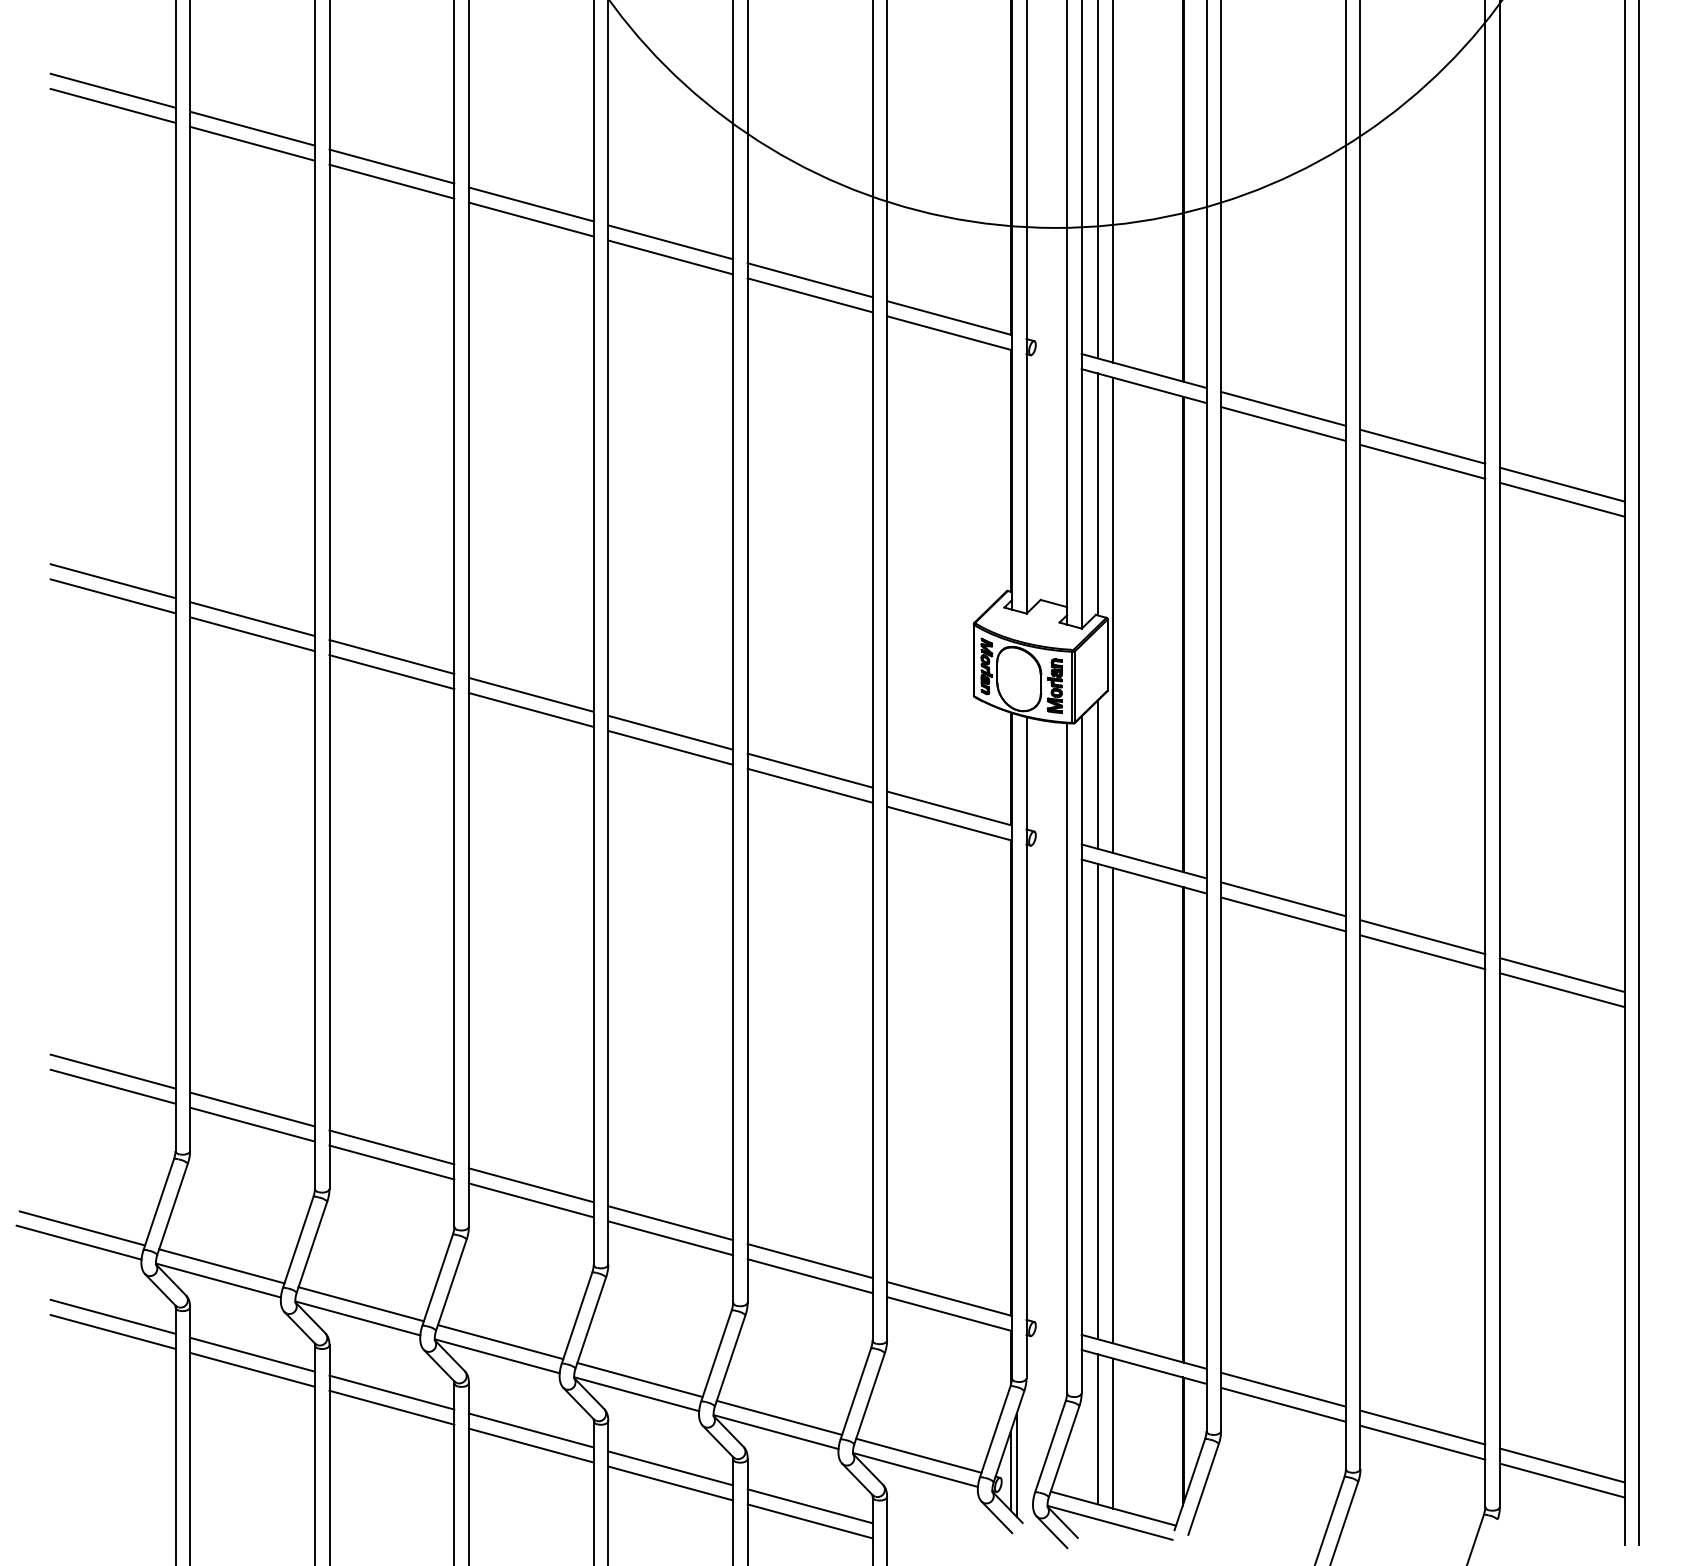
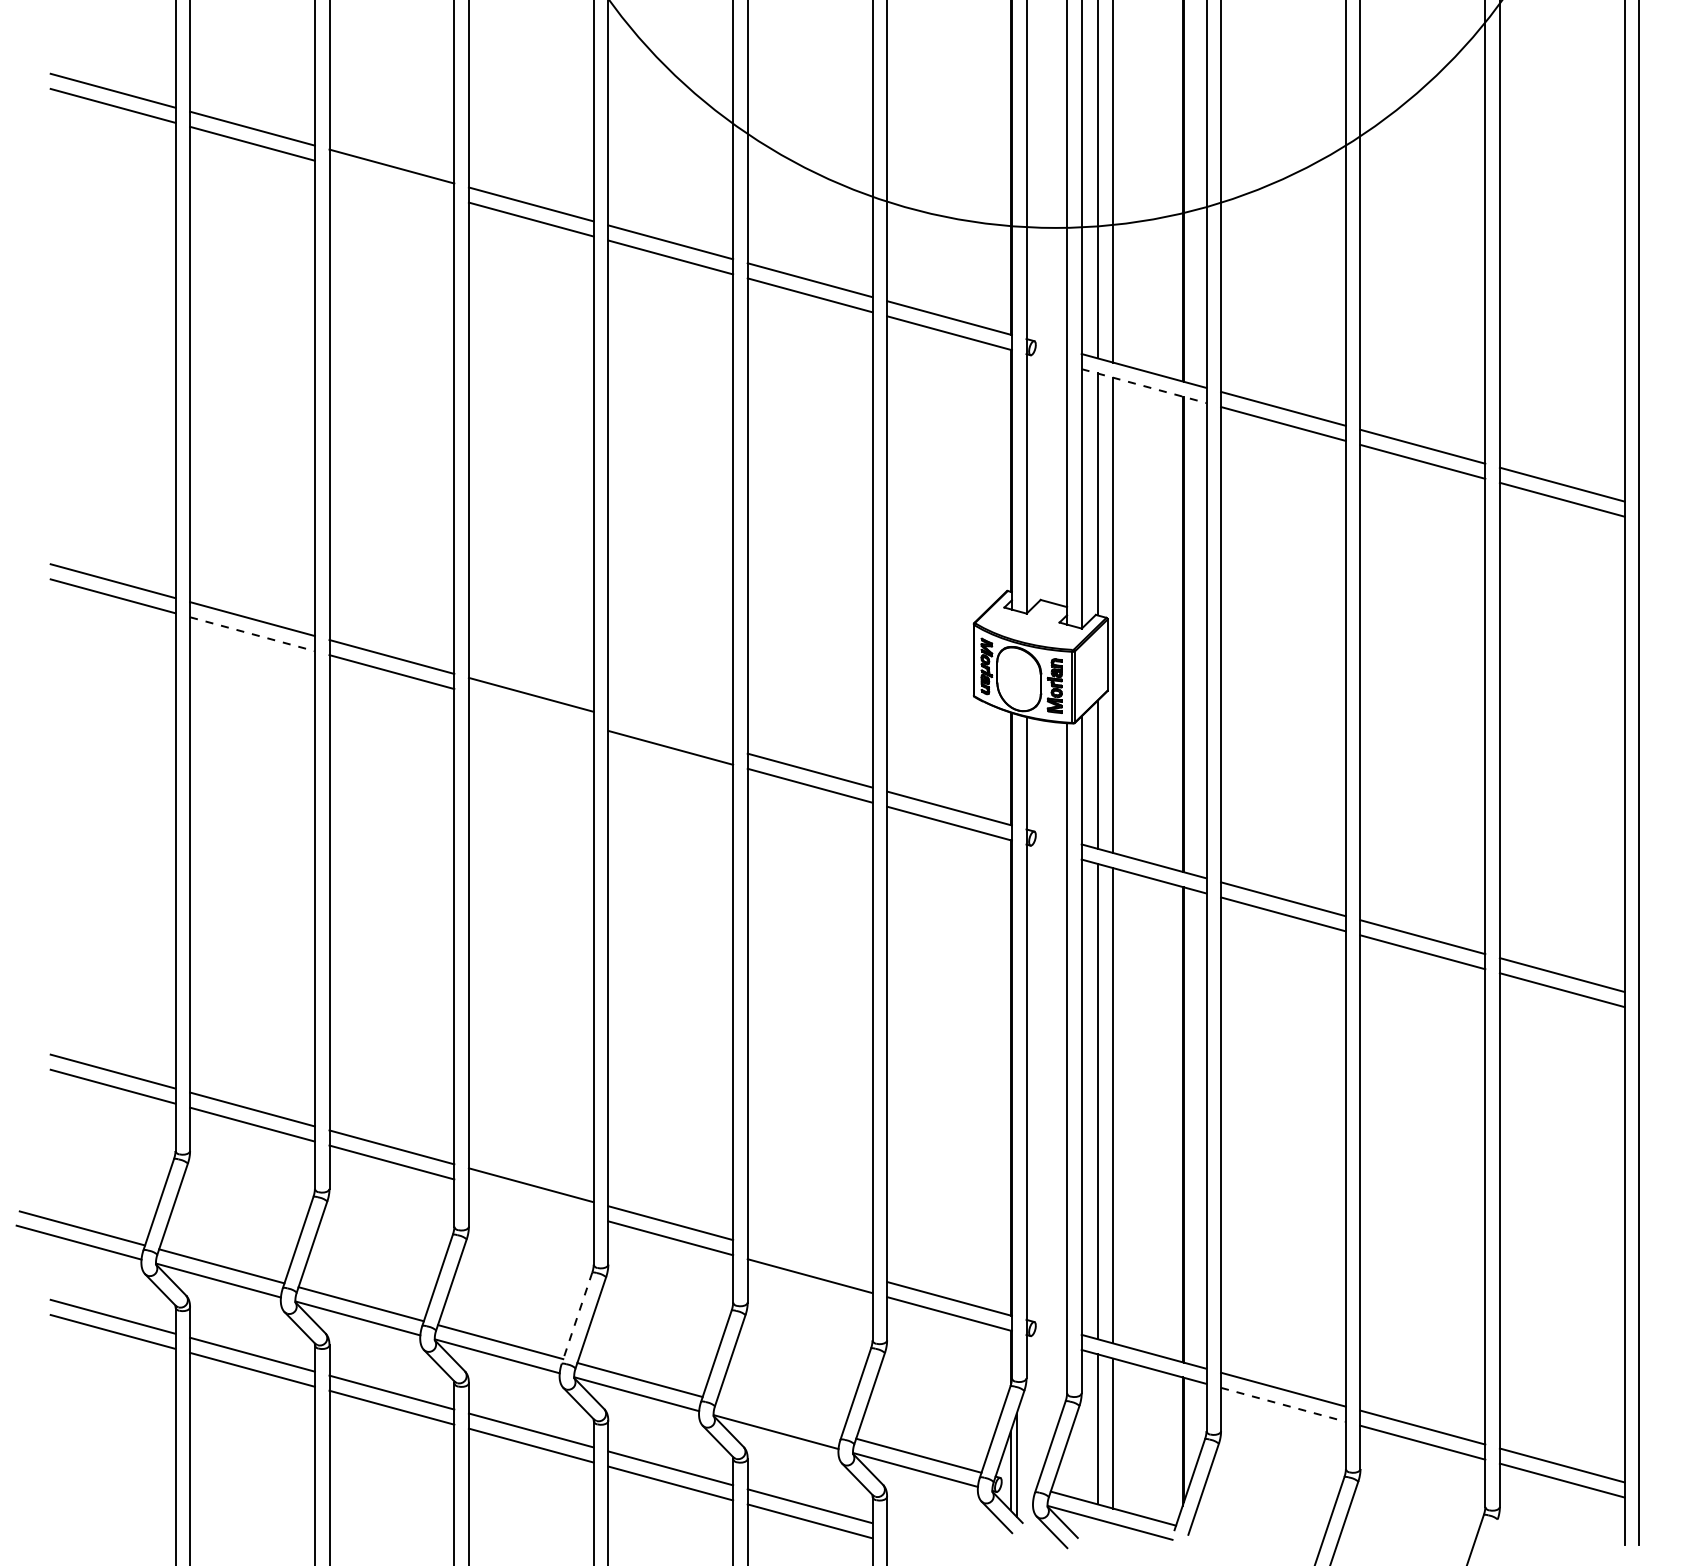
line: present -> none (391, 181)
line: solid -> dashed (1144, 386)
line: solid -> dashed (252, 634)
line: present -> none (530, 709)
line: present -> none (670, 732)
line: present -> none (530, 1200)
line: present -> none (809, 1261)
line: solid -> dashed (576, 1318)
line: solid -> dashed (1283, 1404)
line: present -> none (779, 1417)
